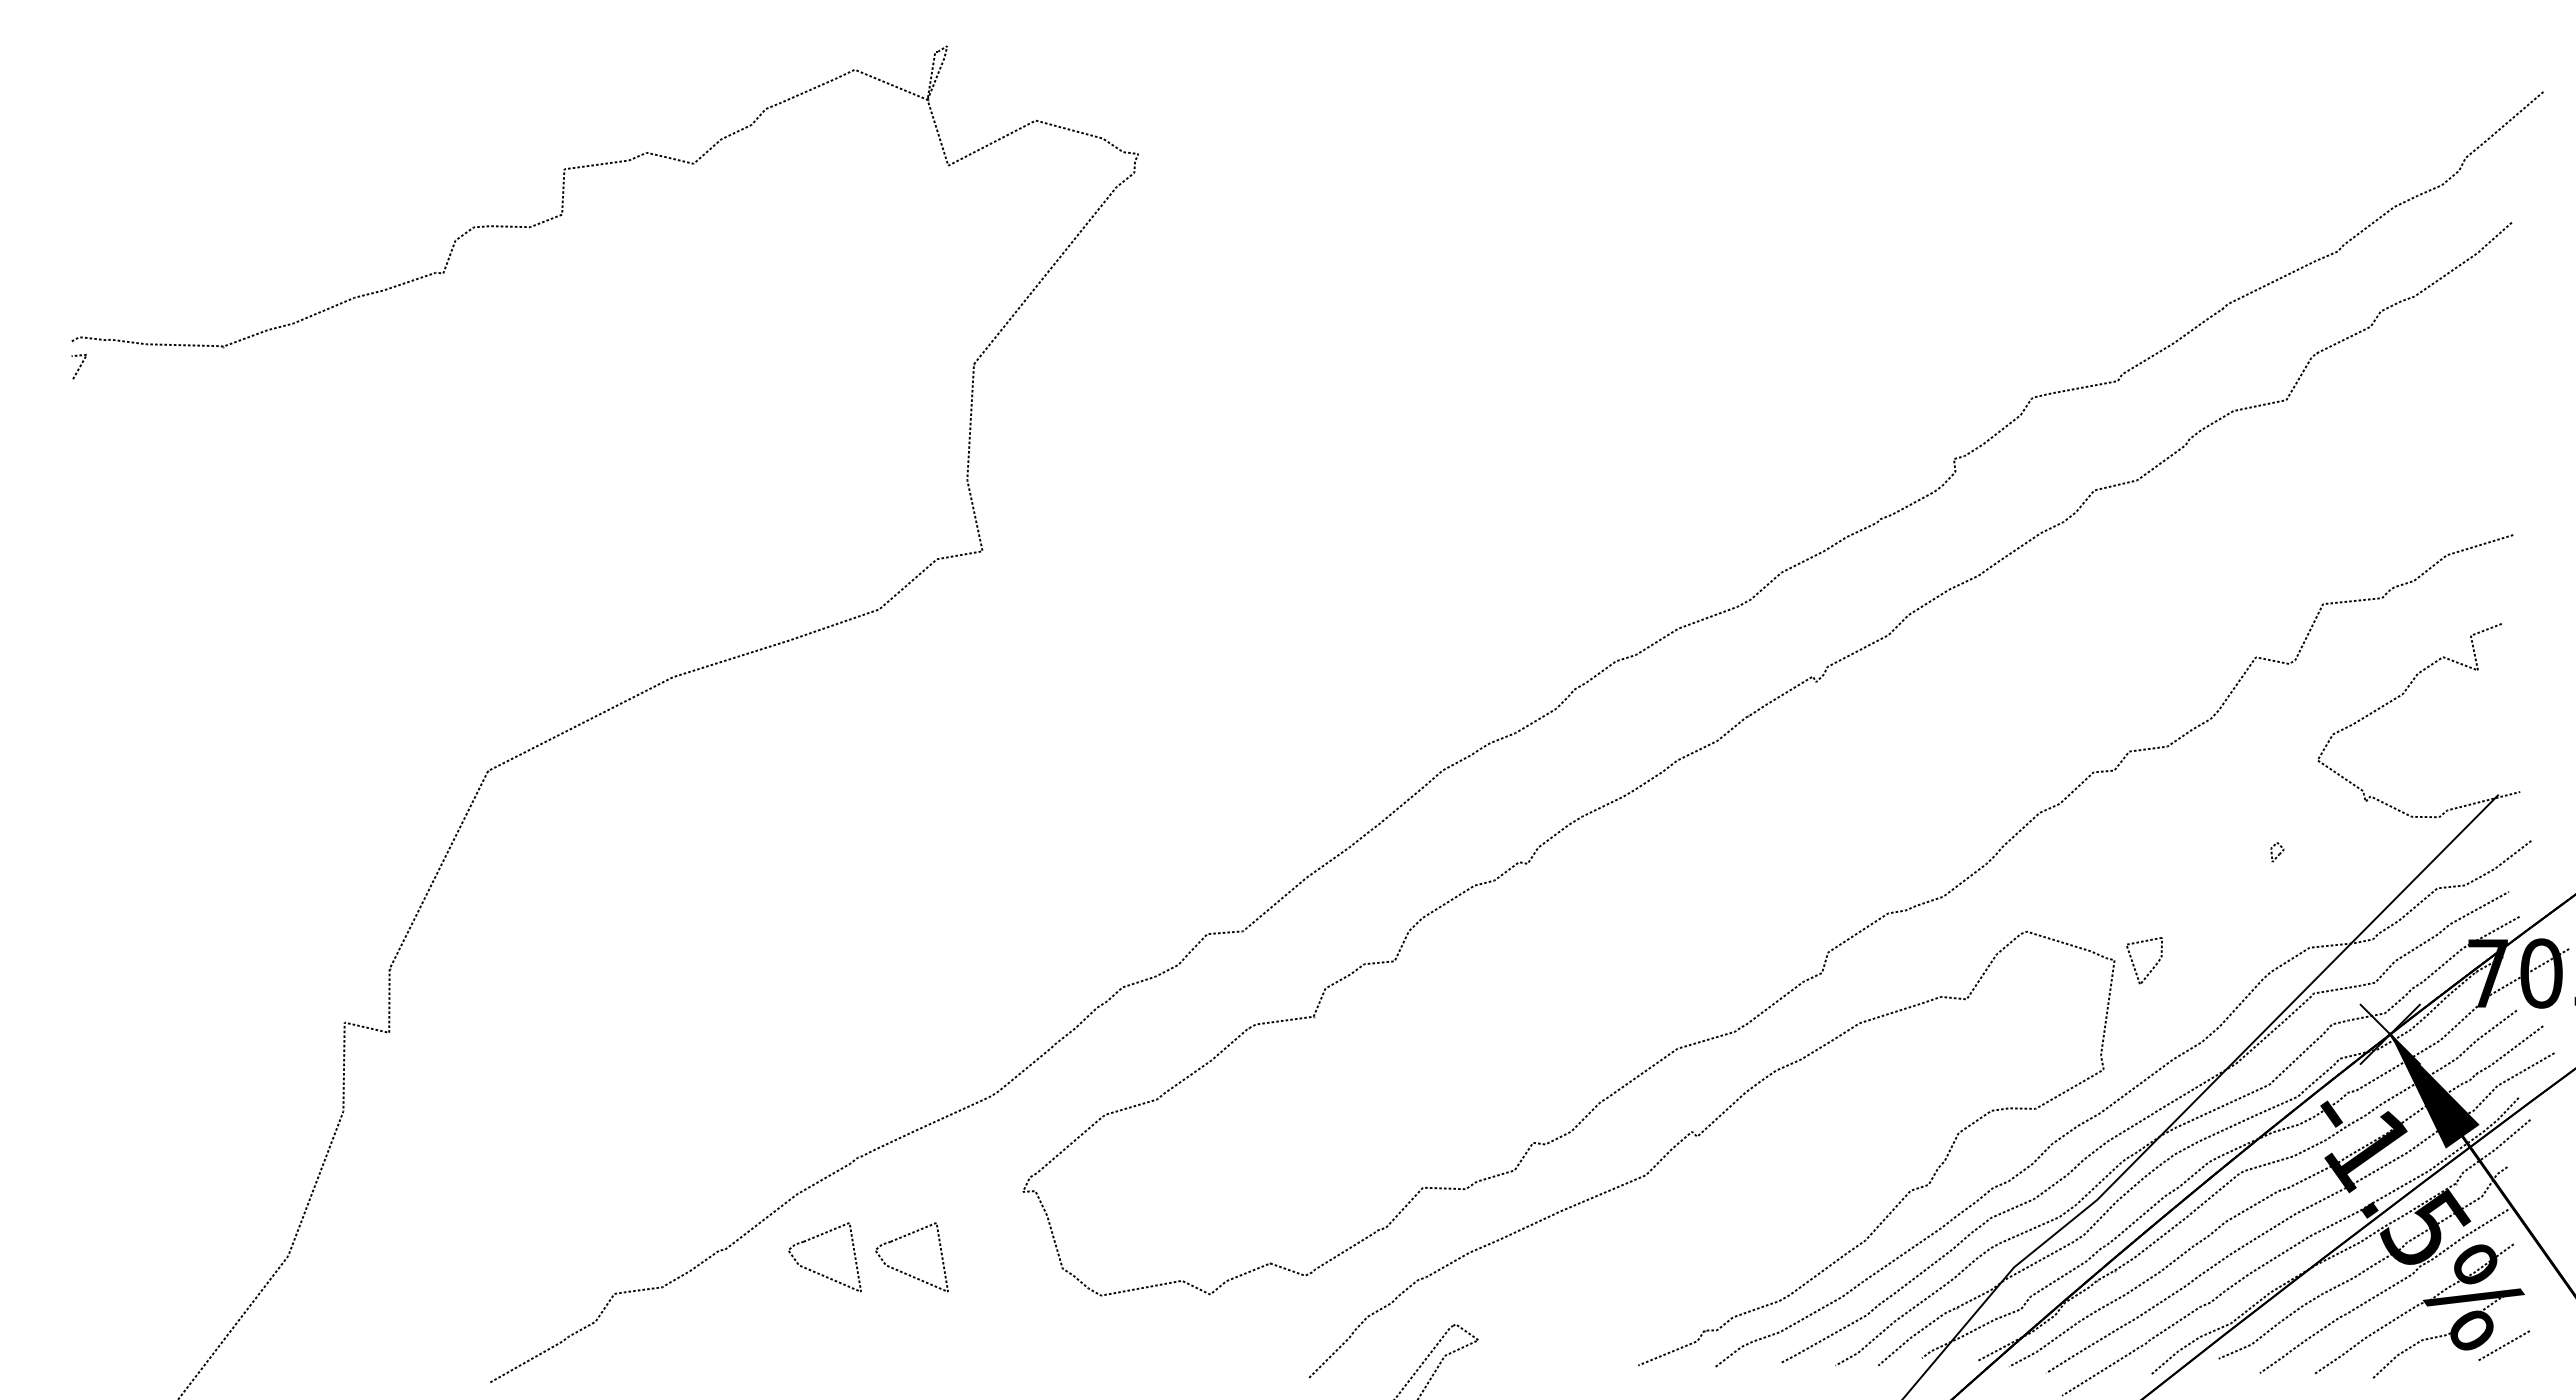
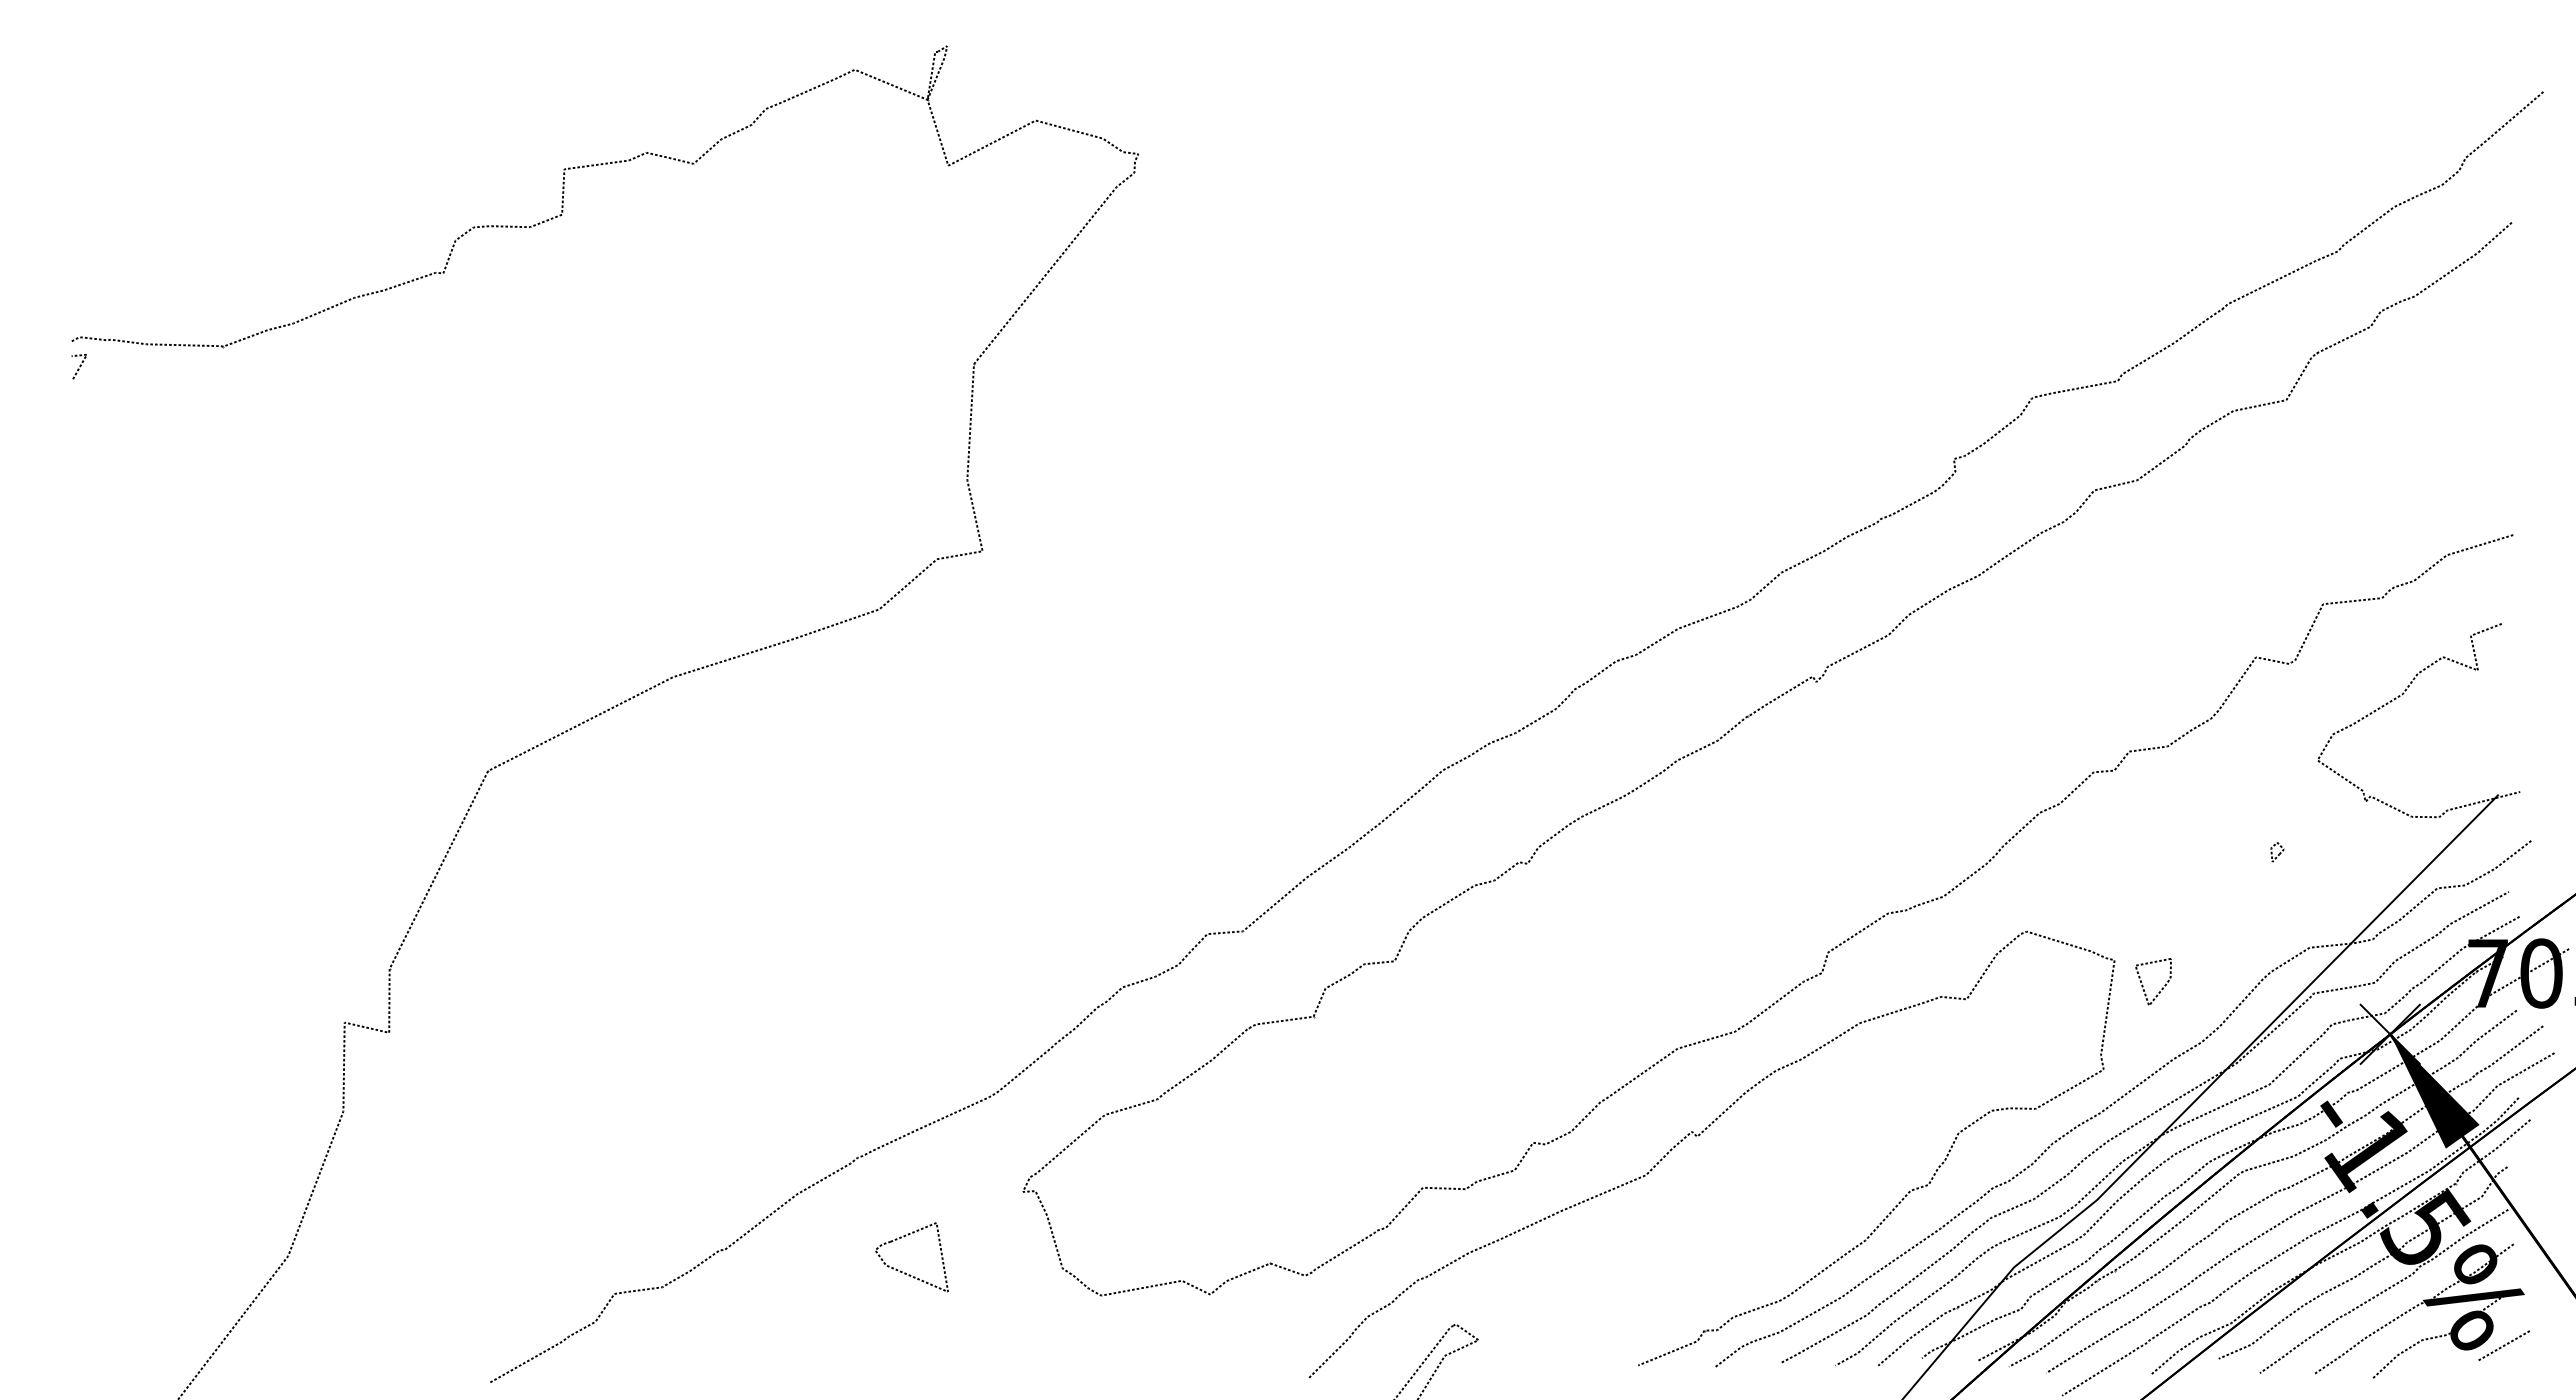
part position: (2152, 967) -> (2161, 988) (2161, 988)
part: present -> none (818, 1272)
